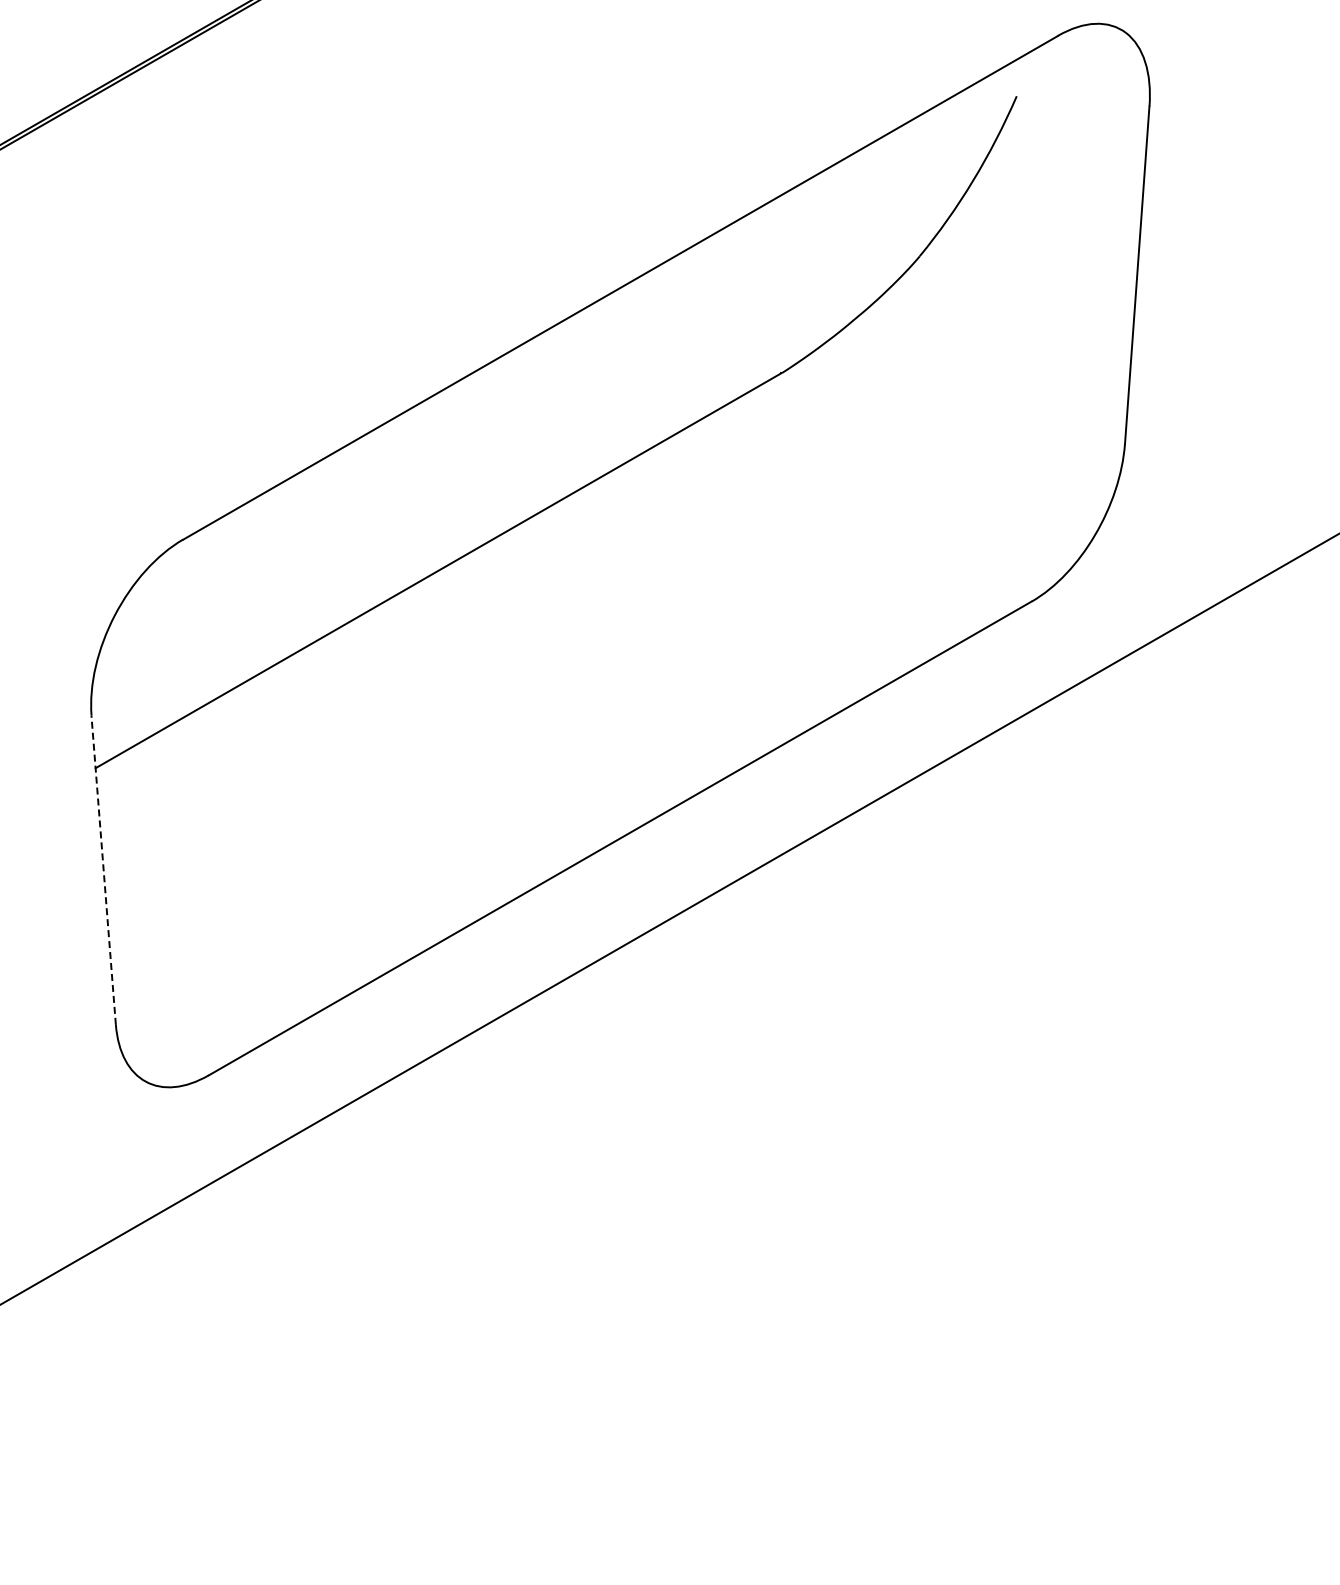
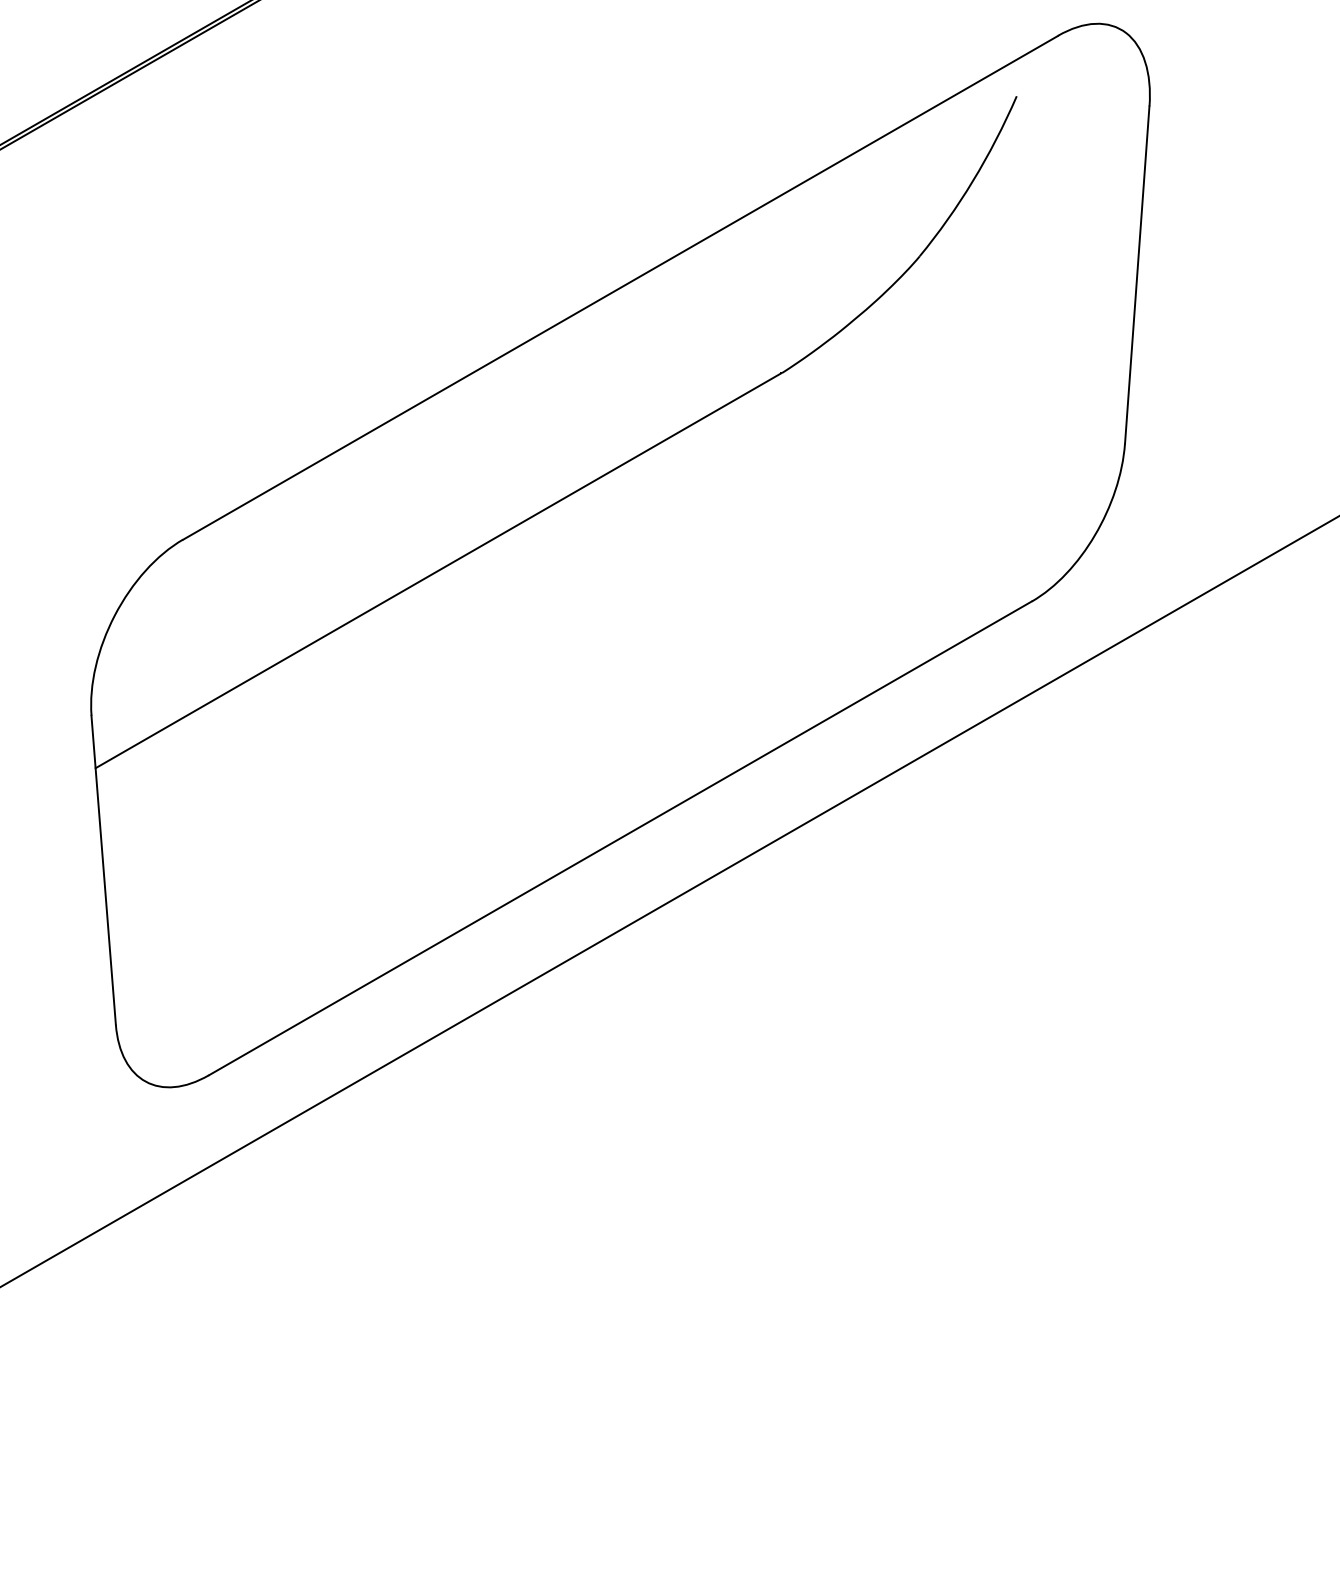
line: dashed -> solid (103, 869)
line position: (669, 919) -> (669, 901) (669, 901)
